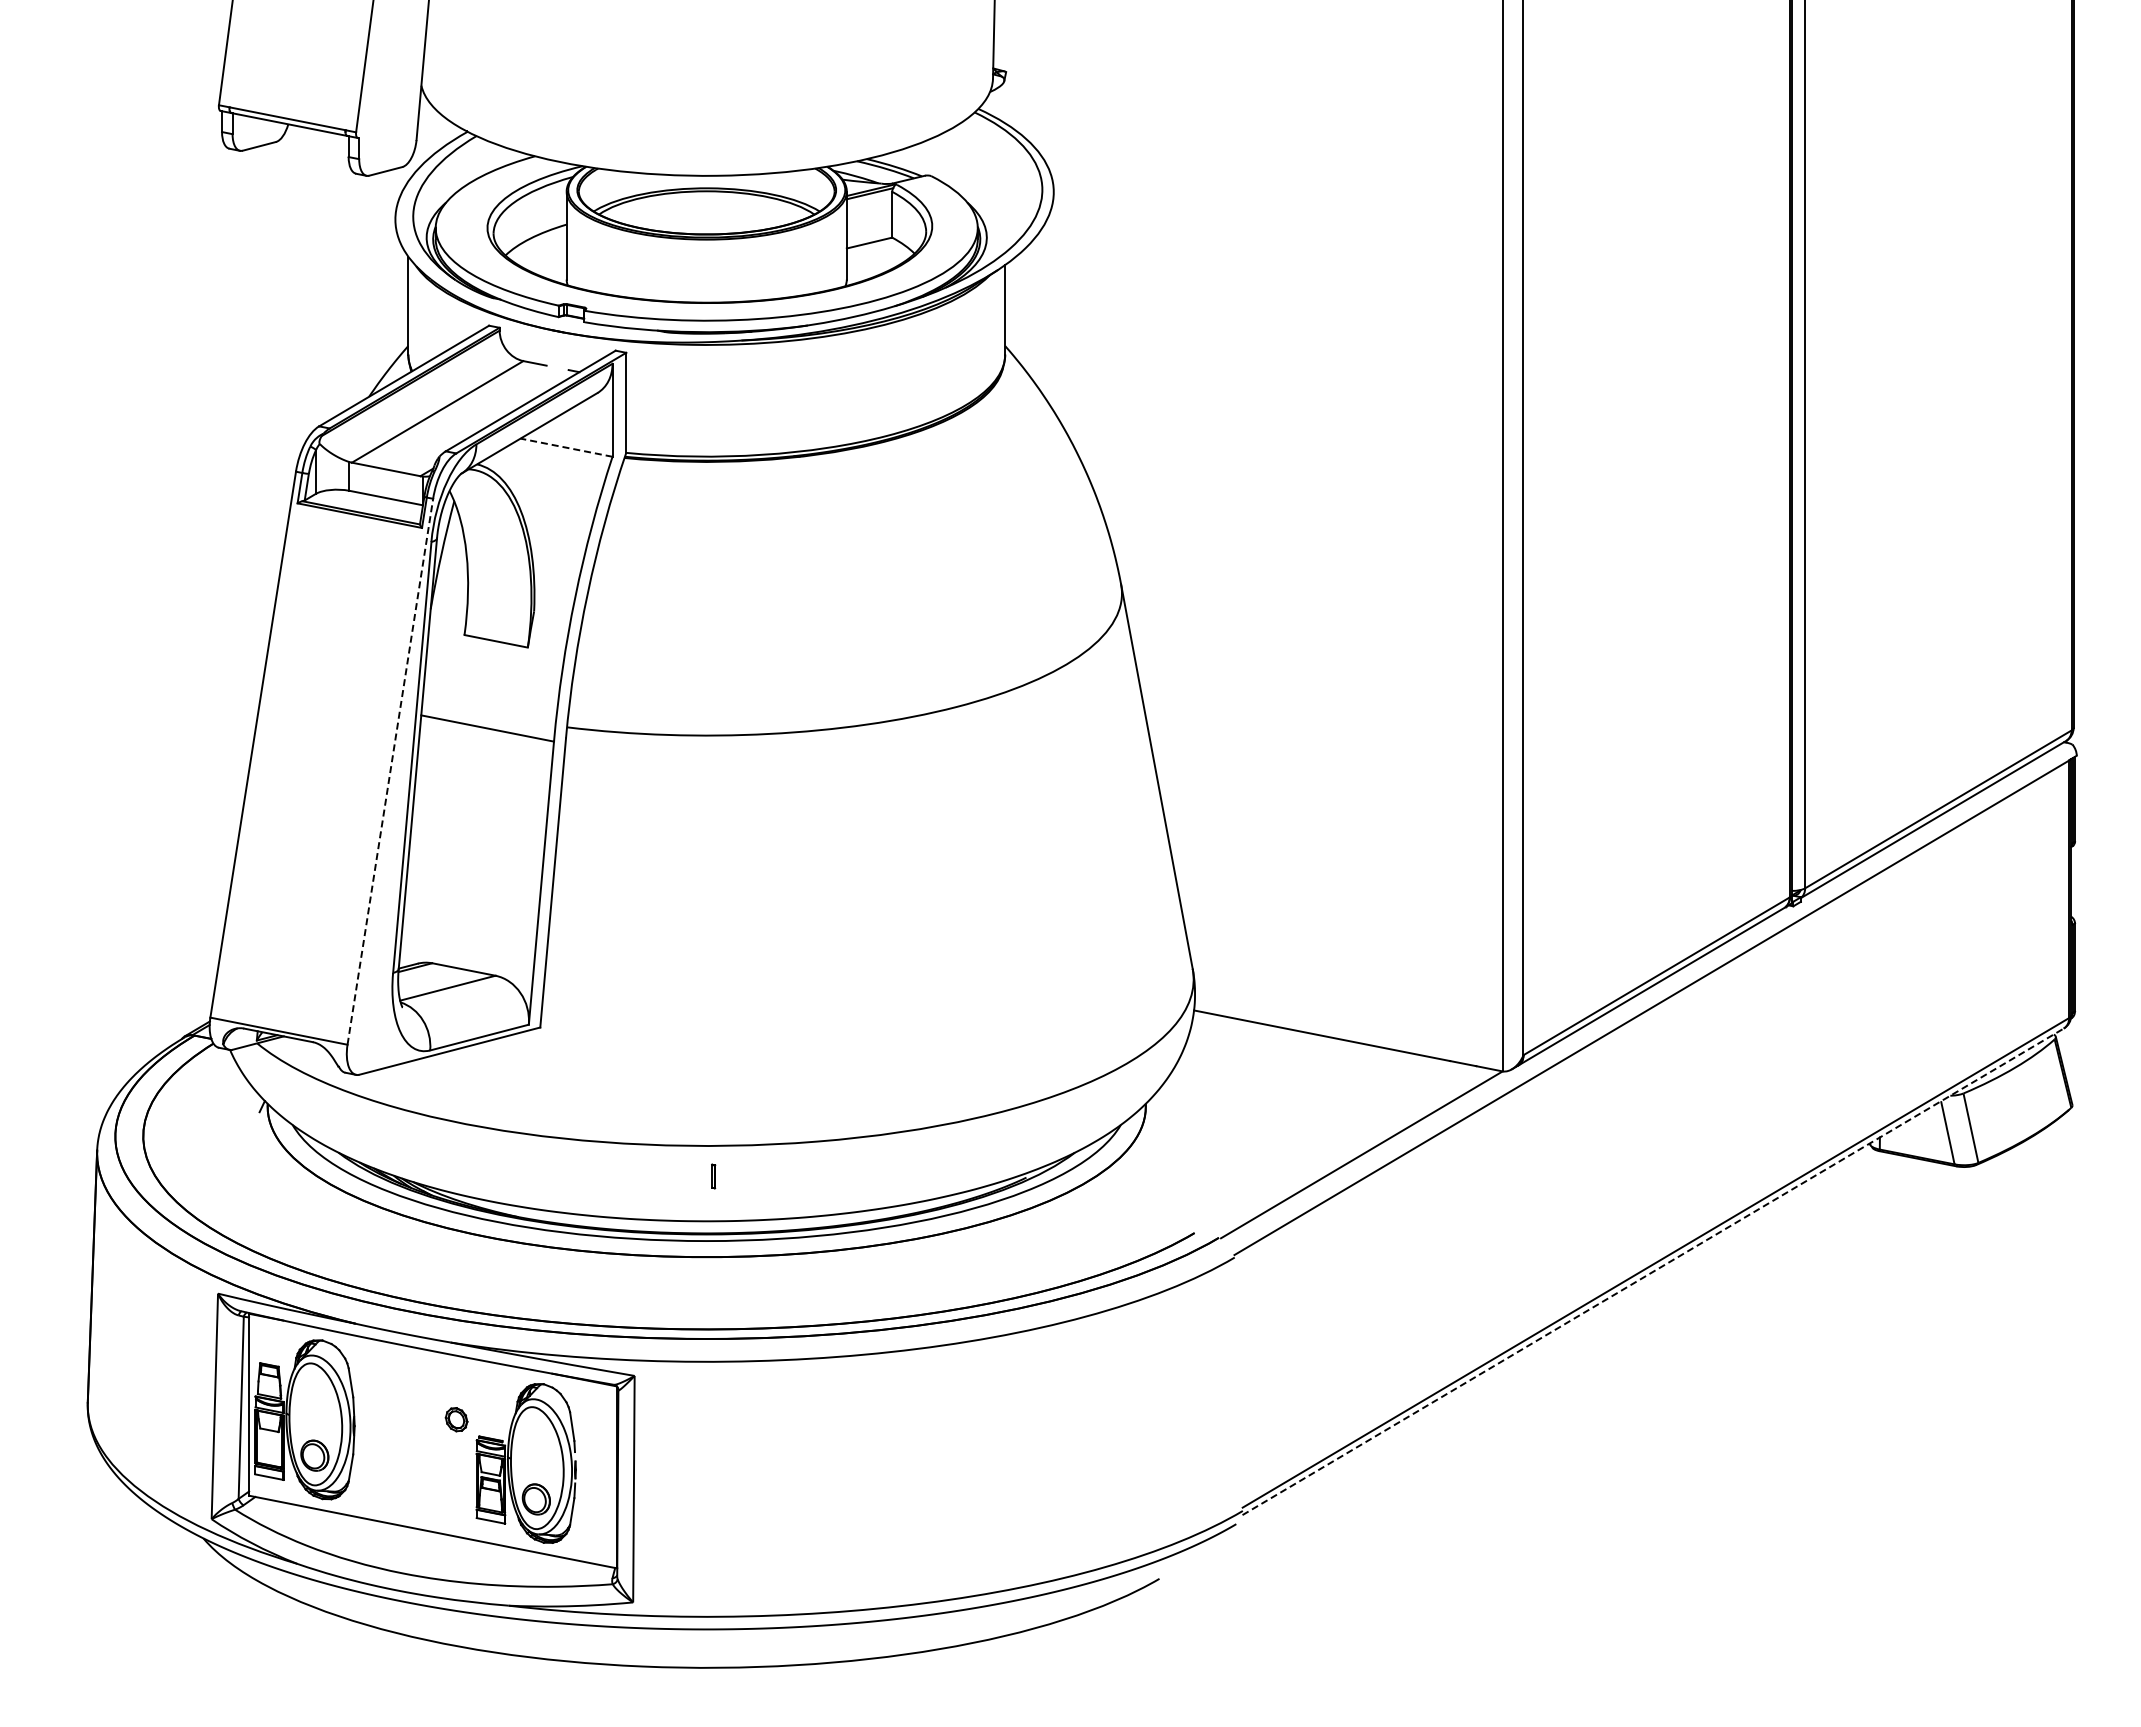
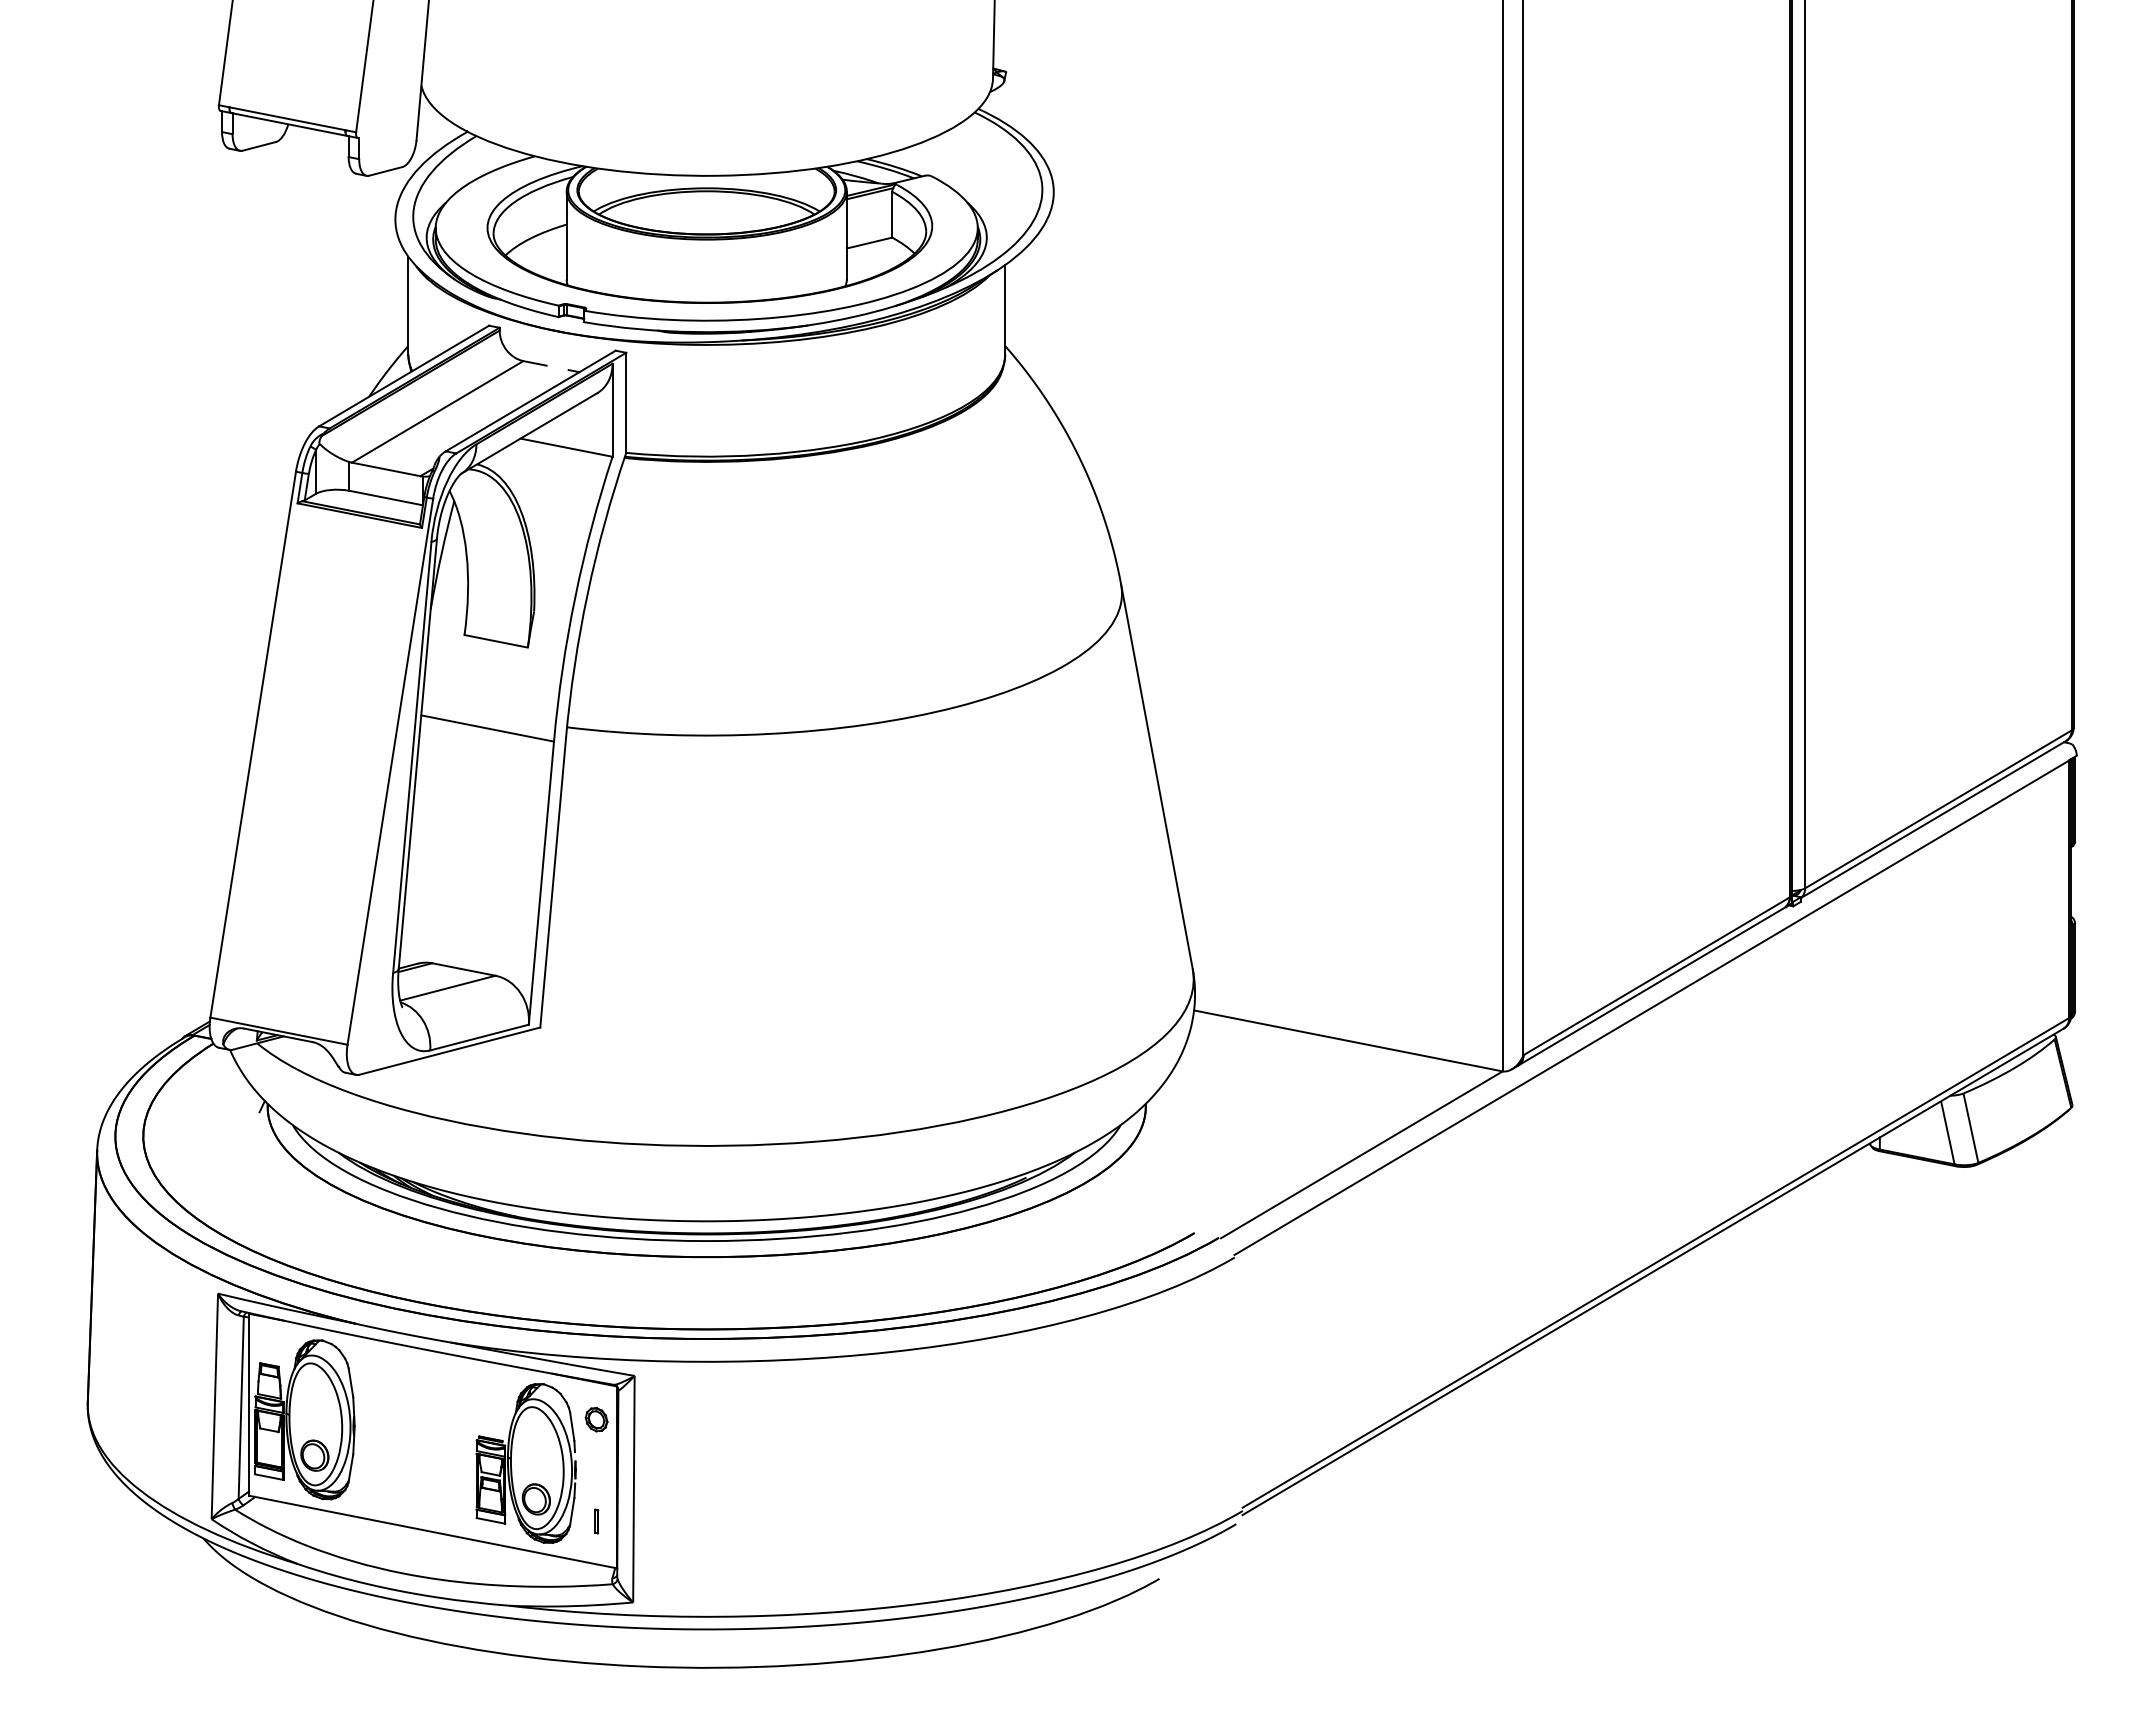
line: dashed -> solid (566, 447)
line: dashed -> solid (390, 771)
part position: (713, 1176) -> (596, 1521) (596, 1521)
line: dashed -> solid (1653, 1271)
part position: (456, 1419) -> (596, 1419) (596, 1419)
